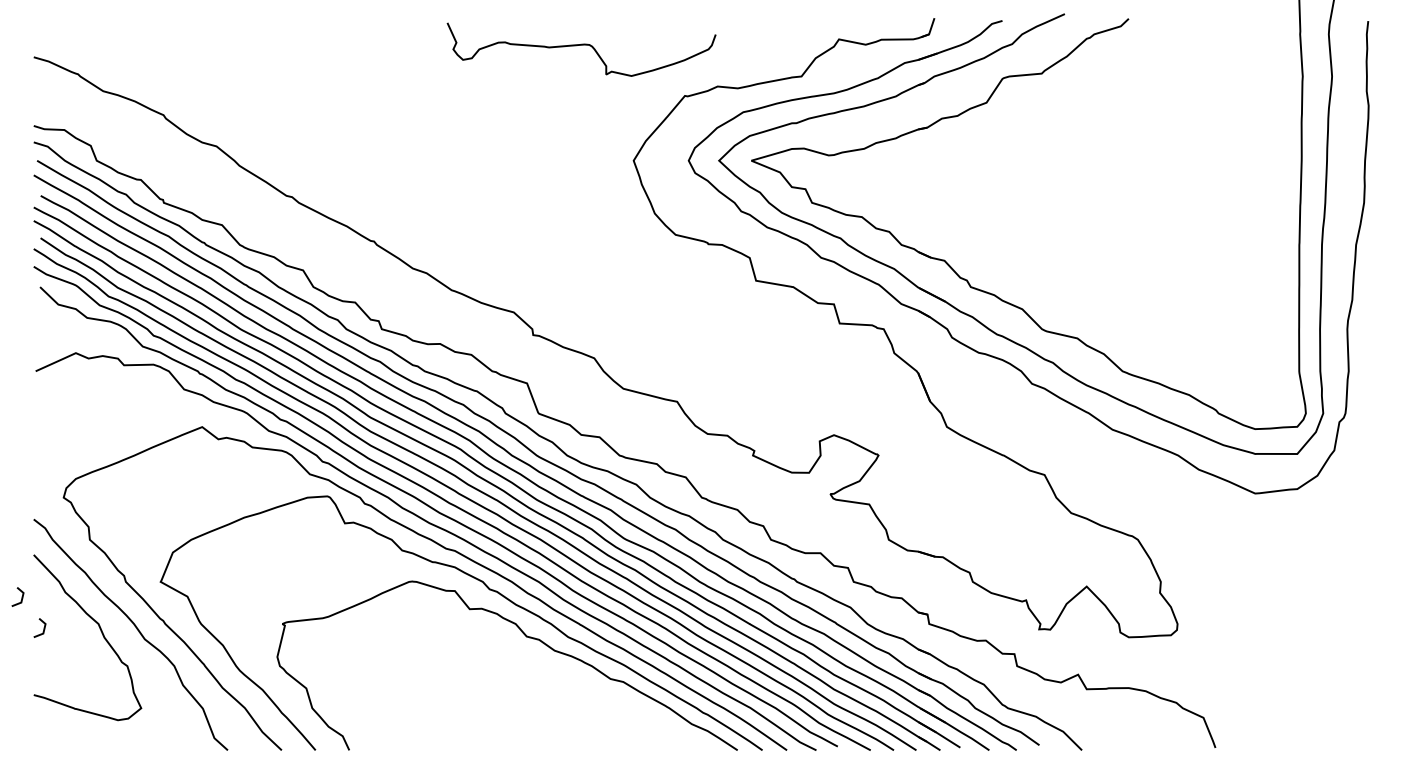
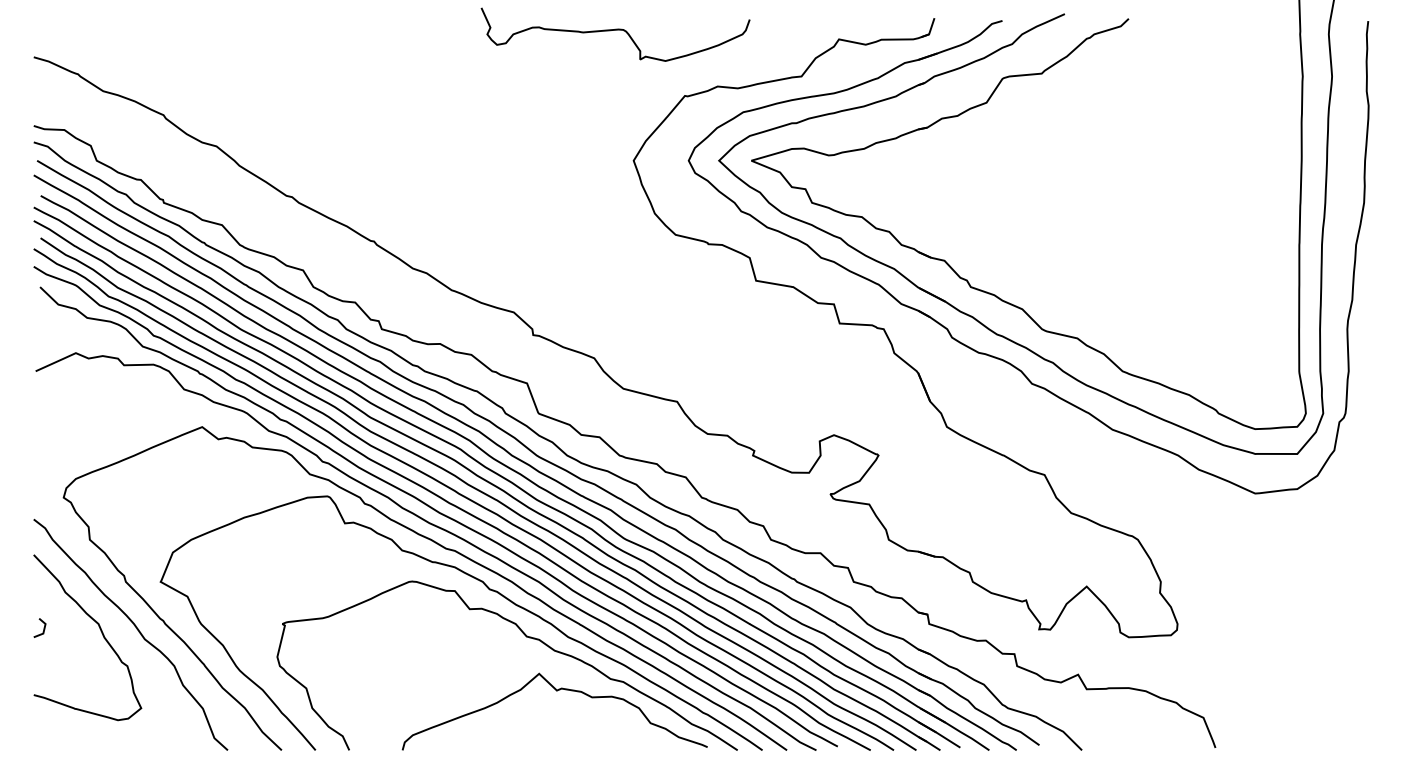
curve position: (581, 45) -> (615, 30) (615, 30)
line: present -> none (21, 596)
curve: none -> present (556, 691)
